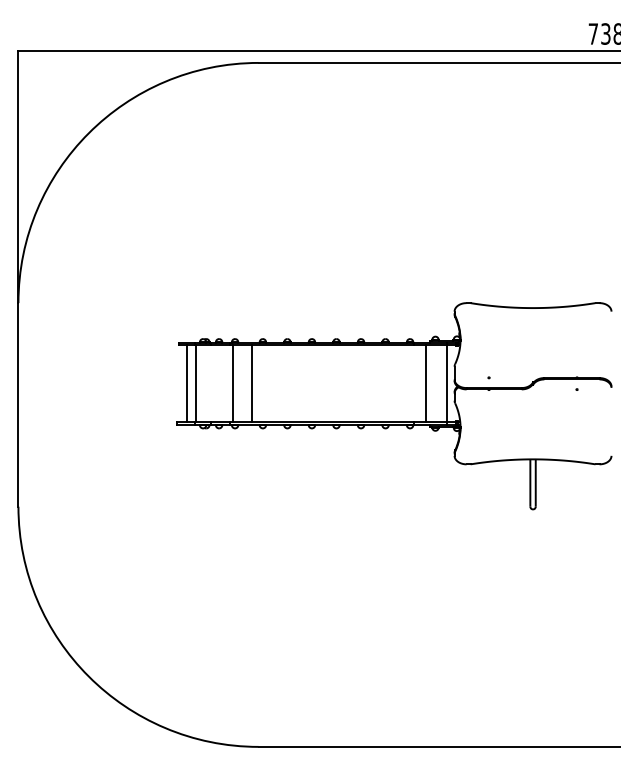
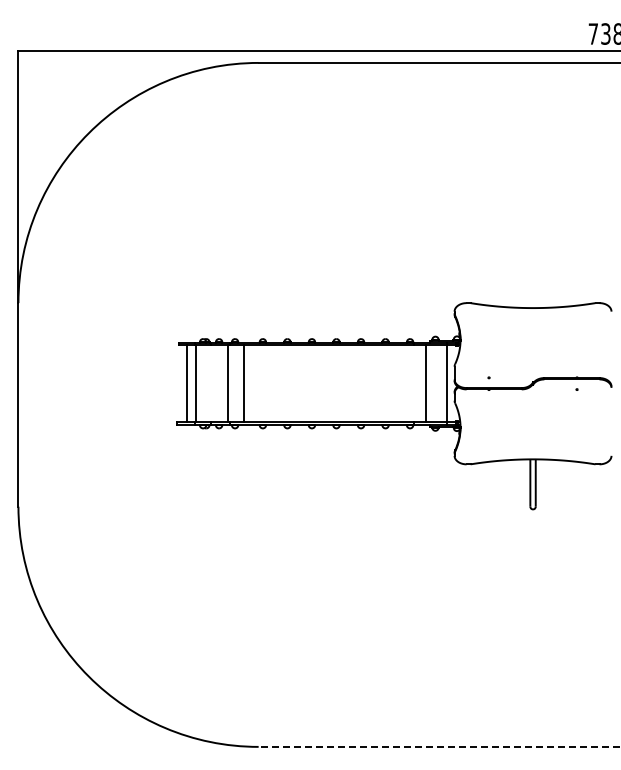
line position: (233, 383) -> (228, 383) (228, 383)
line position: (251, 383) -> (243, 383) (243, 383)
line: solid -> dashed (439, 746)
